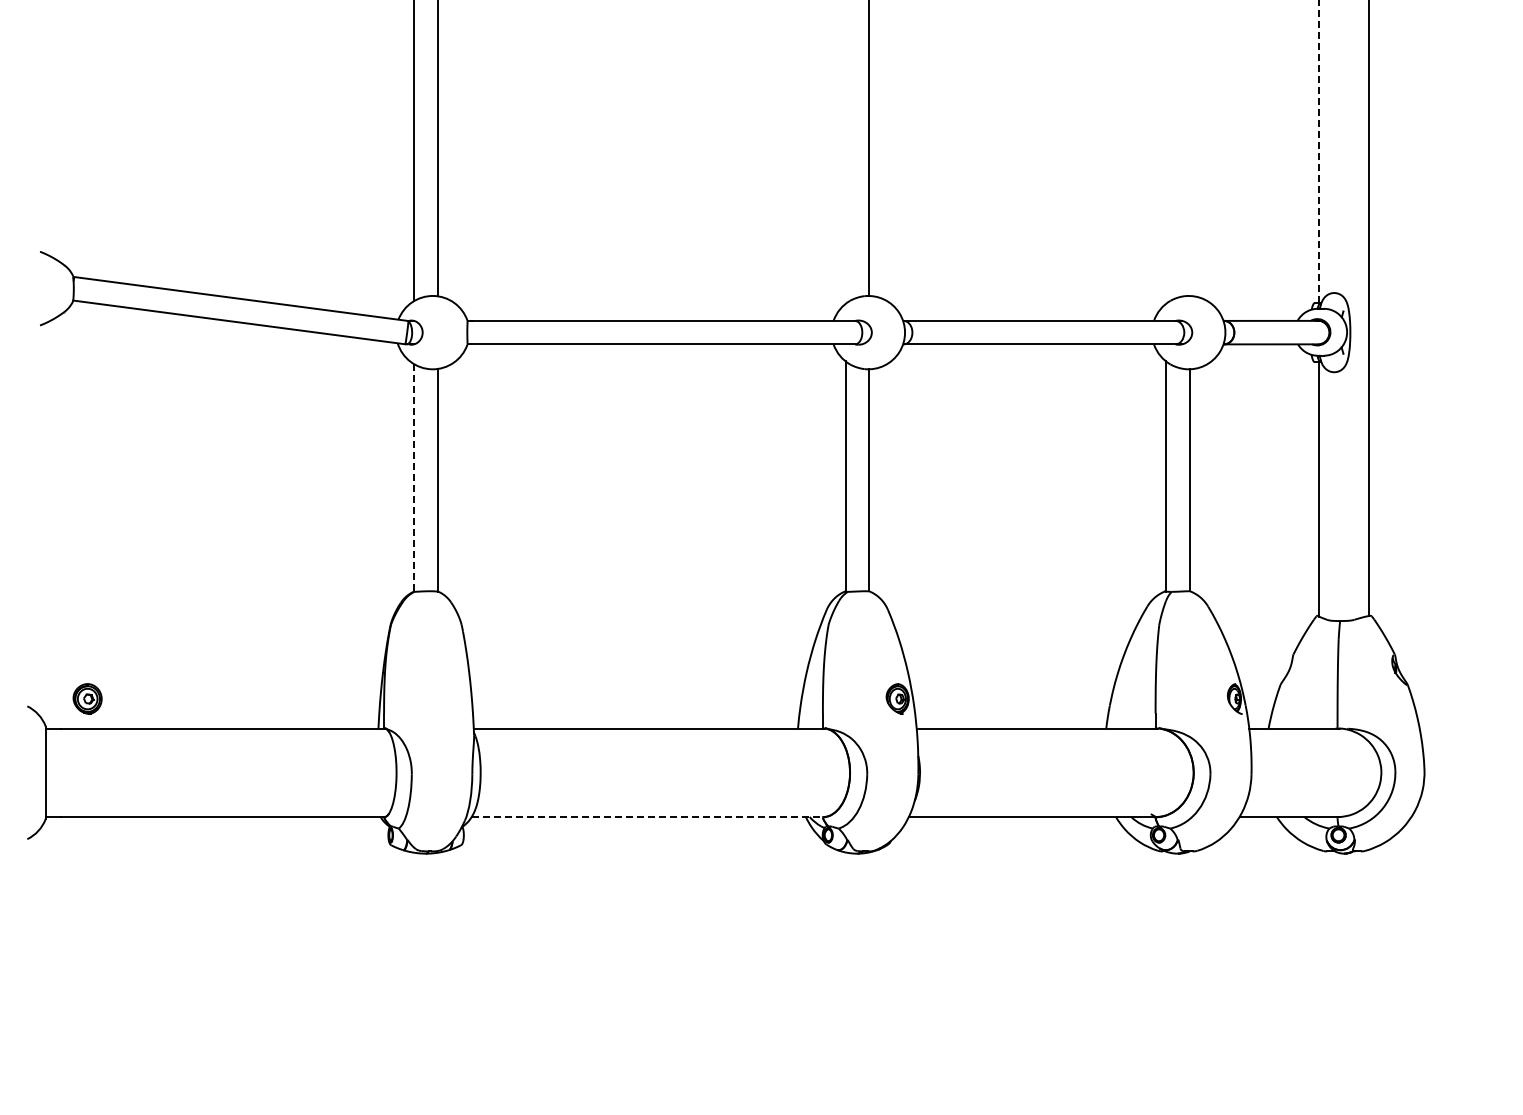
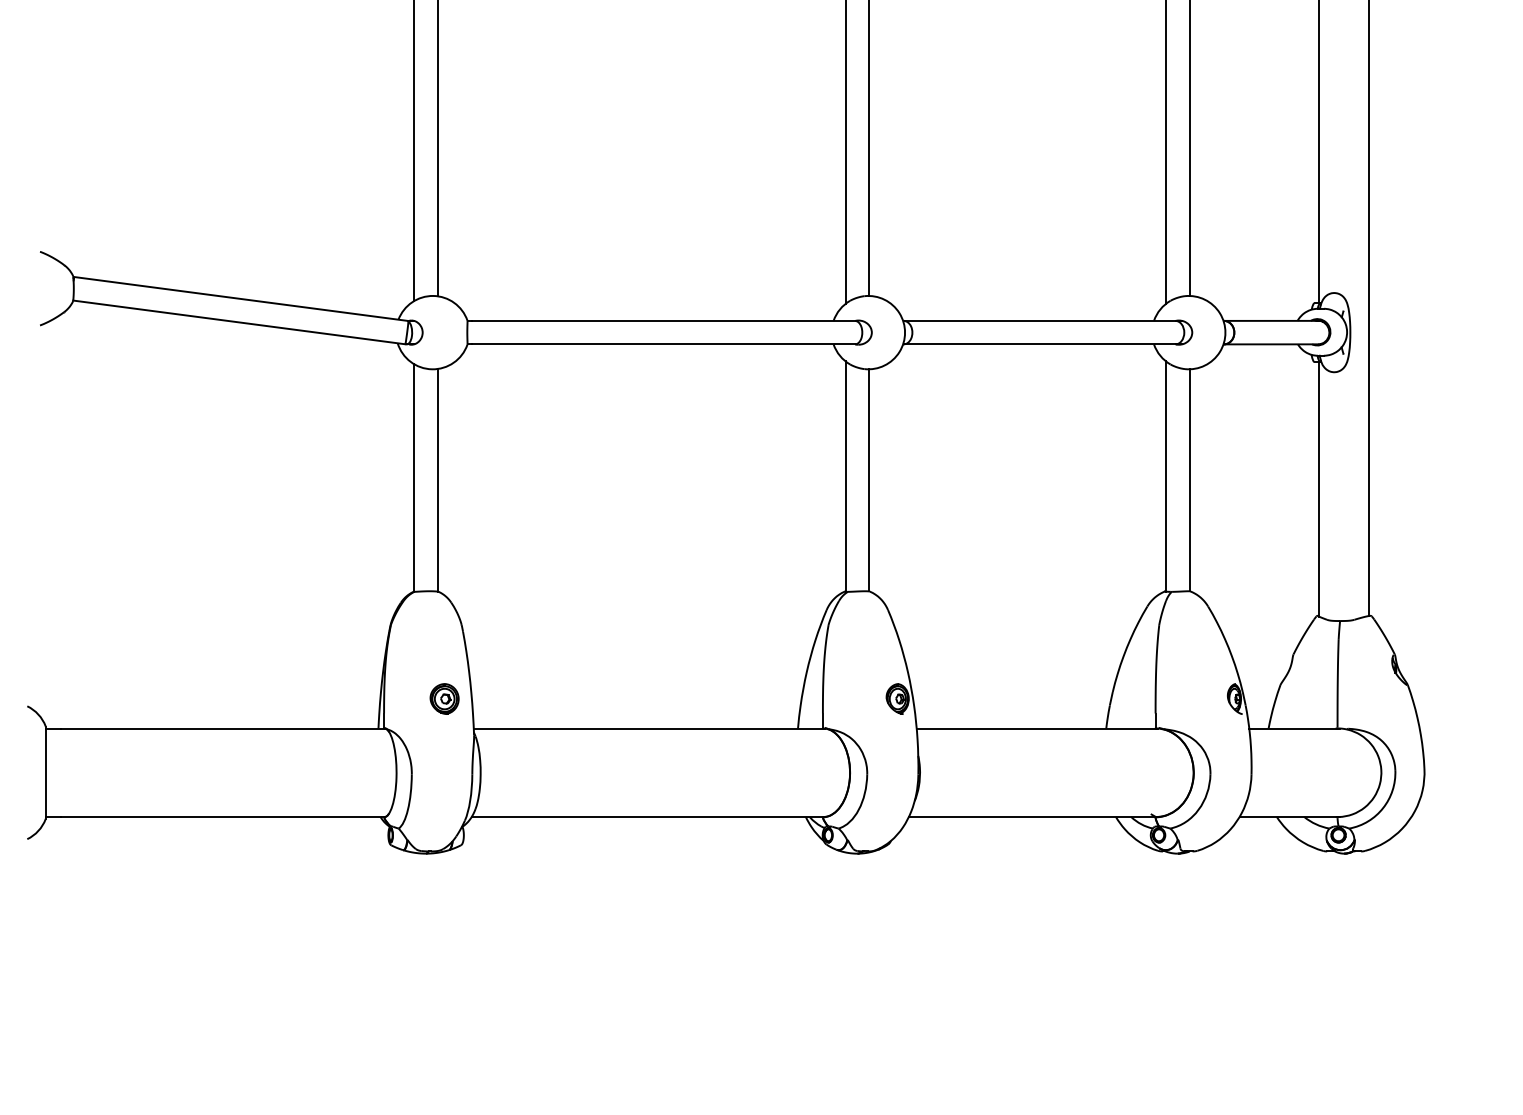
line: none -> present (1189, 148)
line: dashed -> solid (1319, 151)
line: none -> present (845, 152)
line: none -> present (1166, 152)
line: dashed -> solid (414, 478)
part position: (87, 698) -> (444, 698) (444, 698)
line: dashed -> solid (648, 816)
